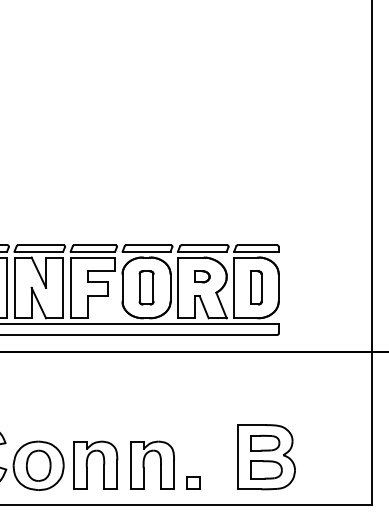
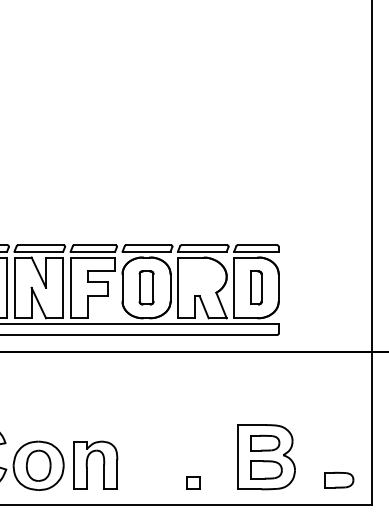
part: present -> none (202, 276)
part: present -> none (144, 464)
part: none -> present (339, 479)
